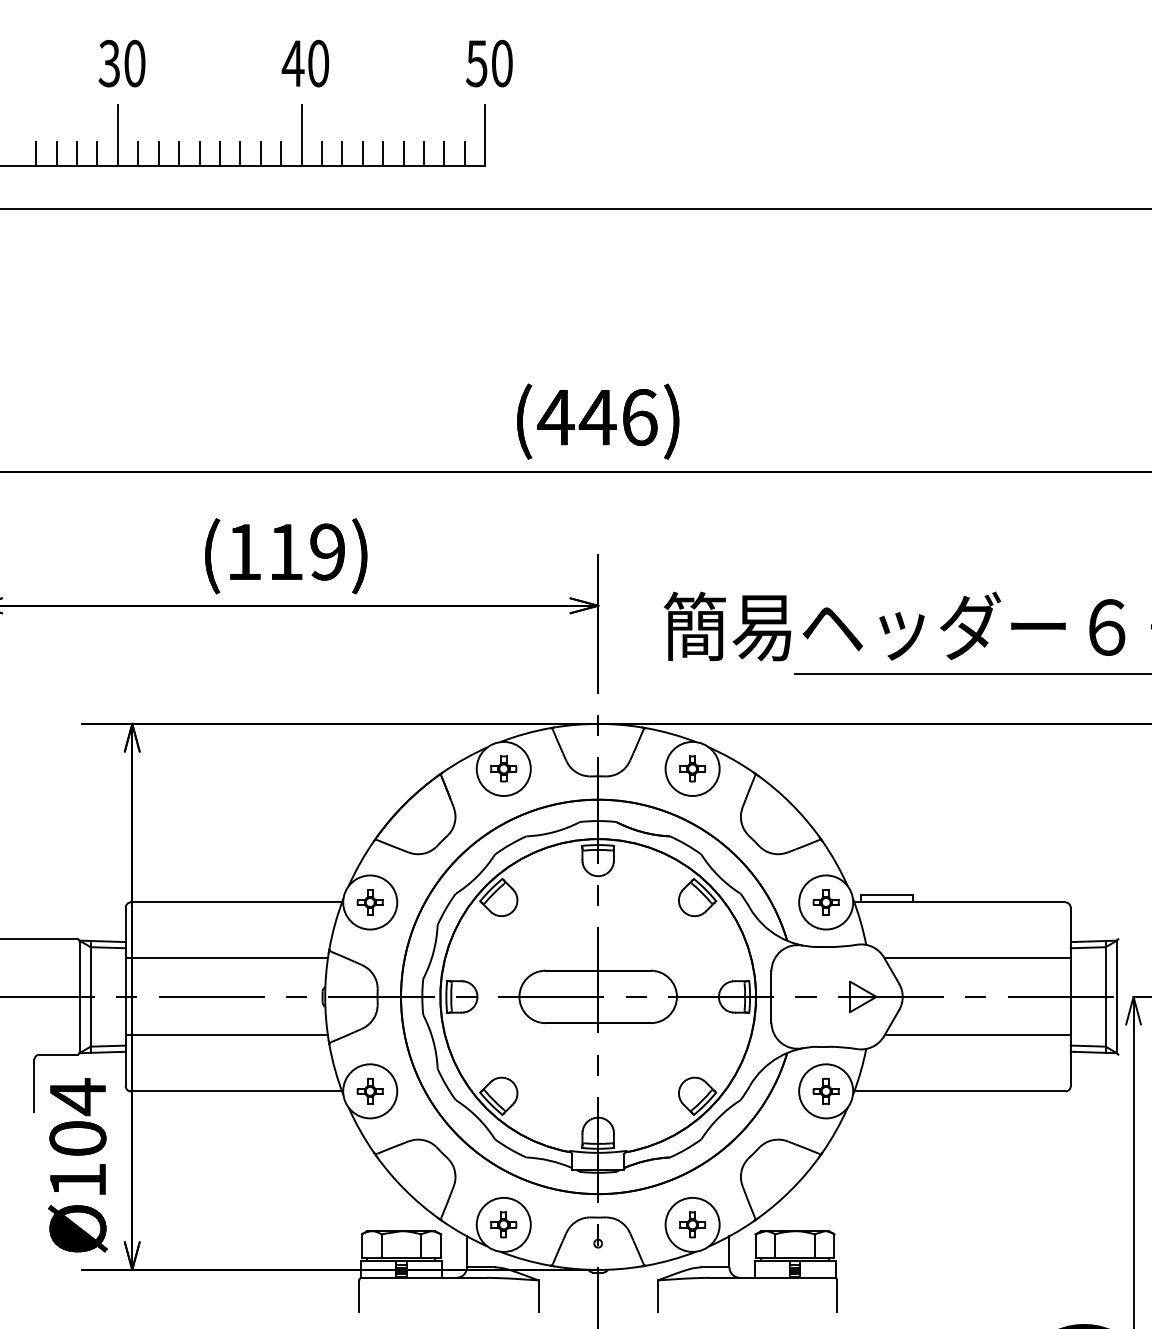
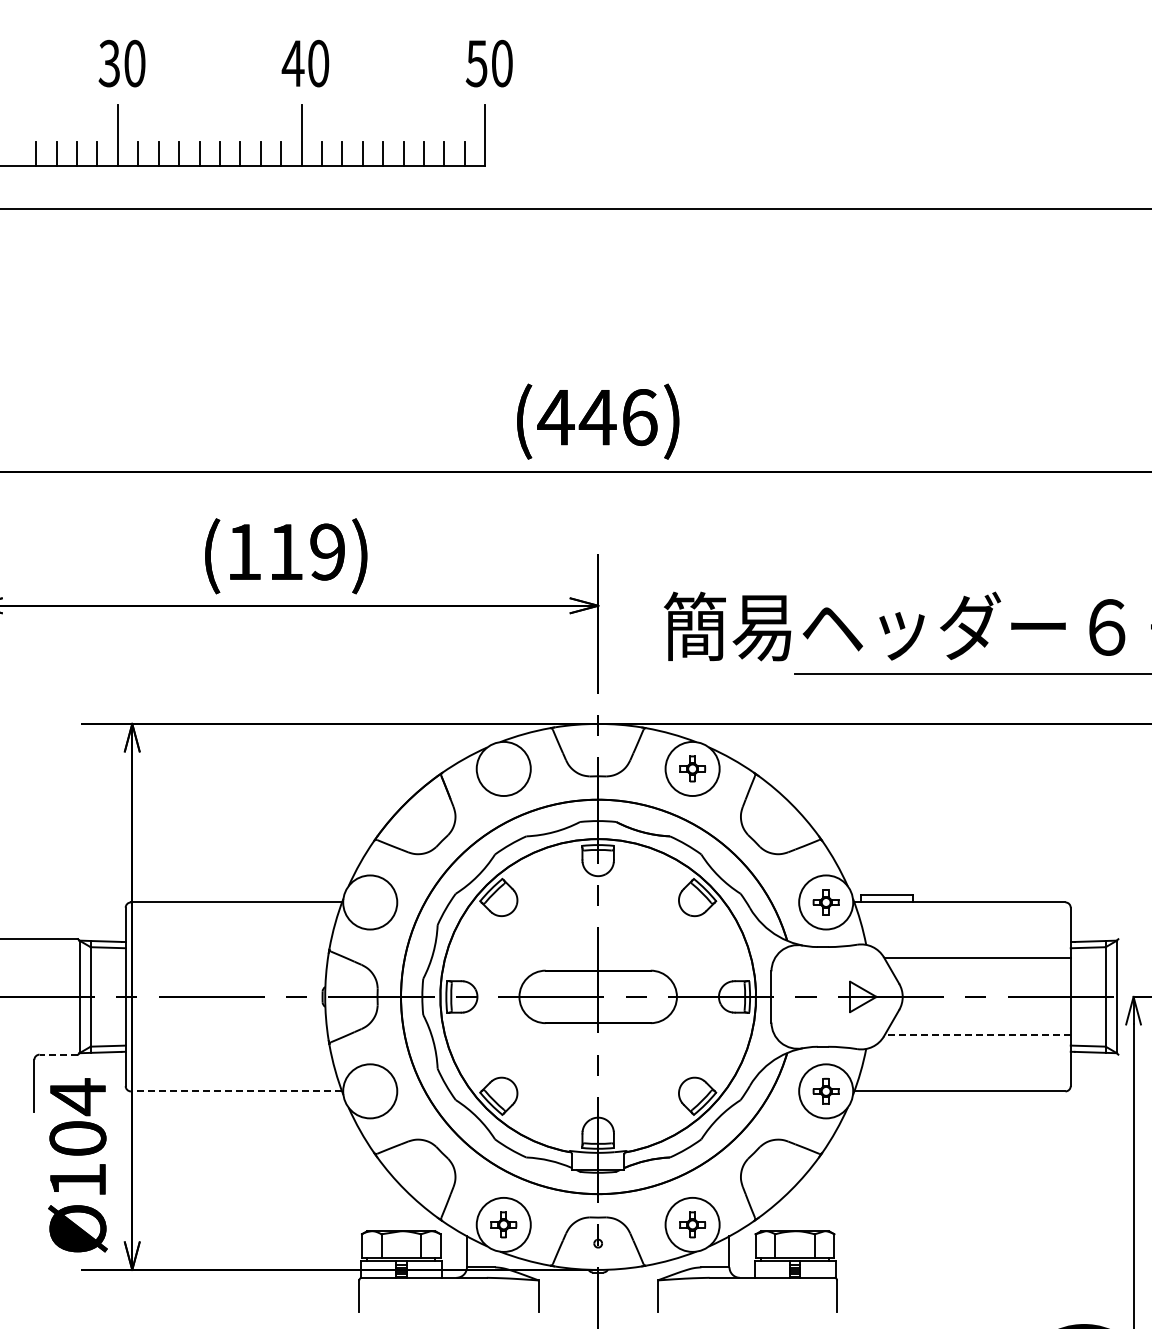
part: present -> none (503, 768)
part: present -> none (369, 902)
line: present -> none (226, 958)
line: present -> none (226, 1035)
line: solid -> dashed (977, 1035)
line: solid -> dashed (58, 1054)
part: present -> none (369, 1090)
line: solid -> dashed (236, 1091)
